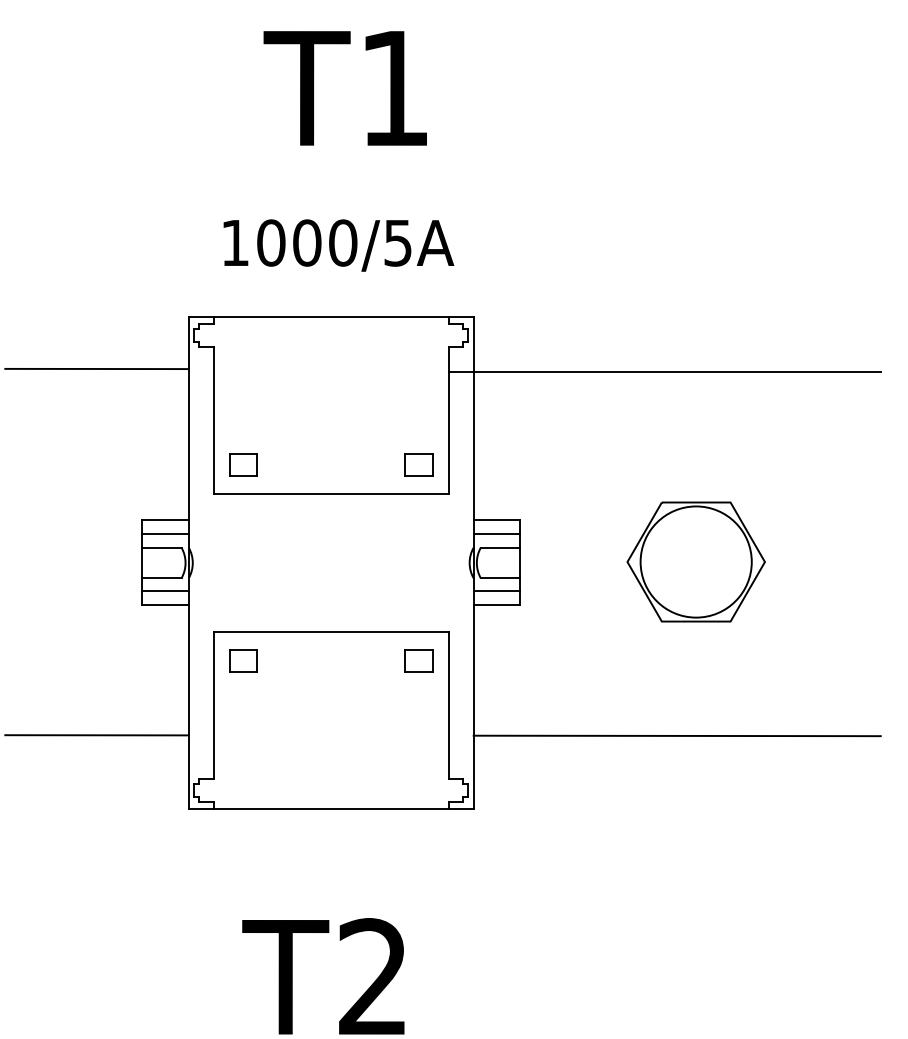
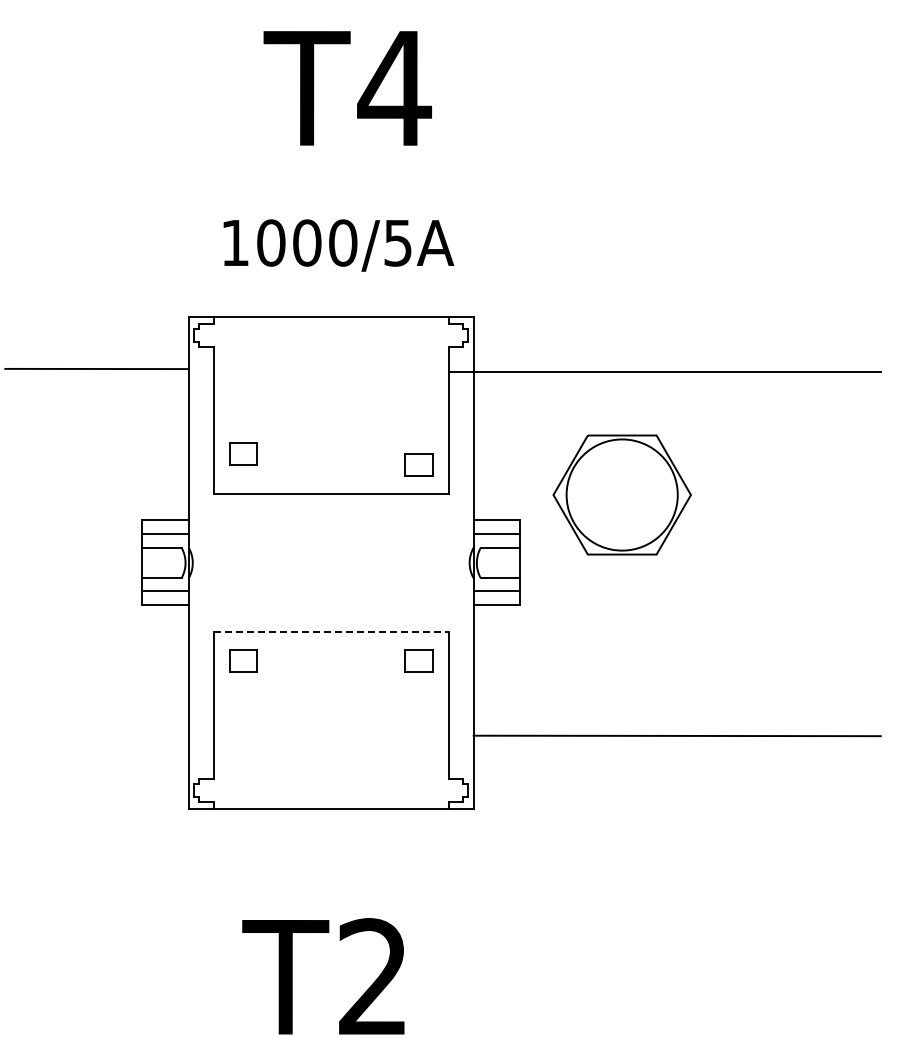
text: T1 -> T4 (394, 88)
part position: (243, 464) -> (243, 453) (243, 453)
part position: (695, 561) -> (621, 494) (621, 494)
line: solid -> dashed (331, 632)
line: present -> none (96, 735)
